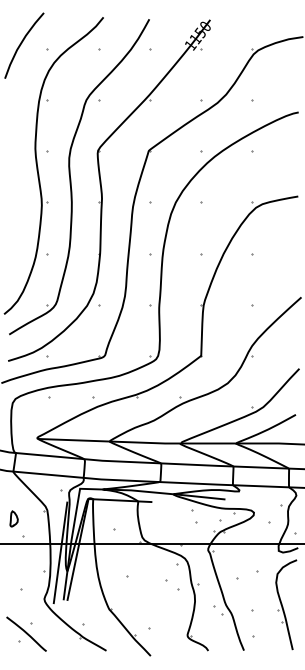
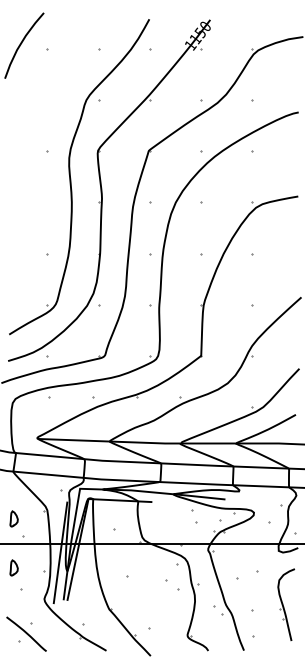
part: present -> none (38, 167)
part: none -> present (13, 567)
part size: 23x92 px -> 19x73 px (286, 604)
